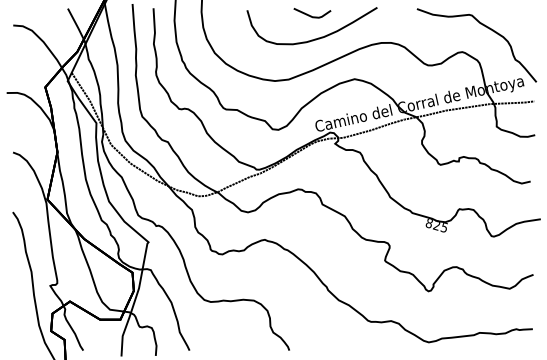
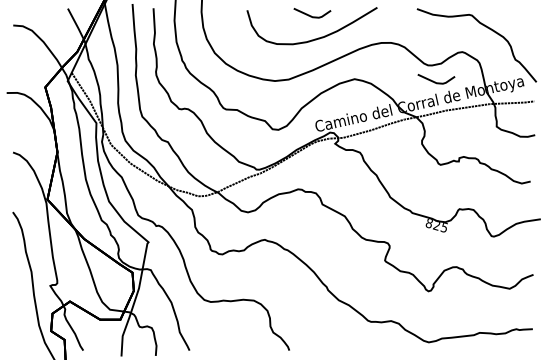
curve: none -> present (435, 81)
